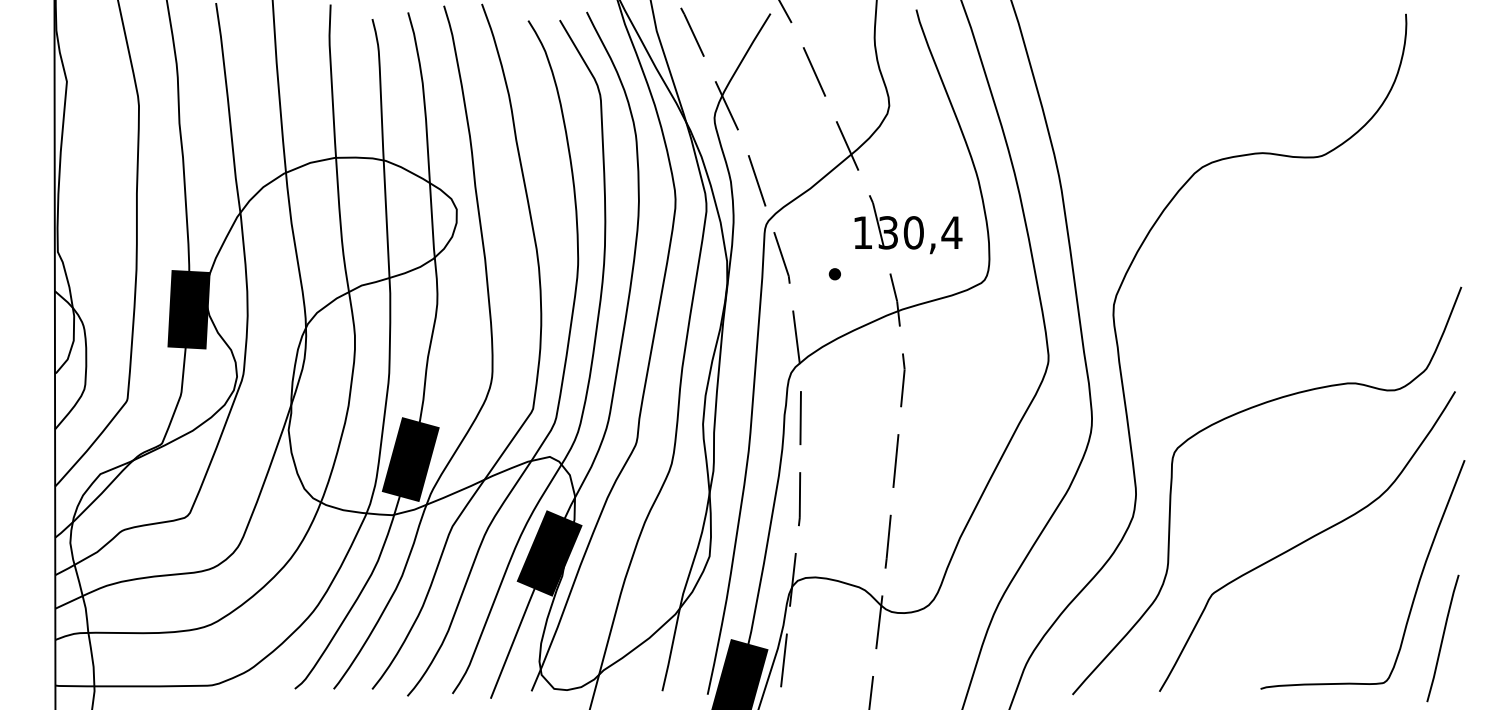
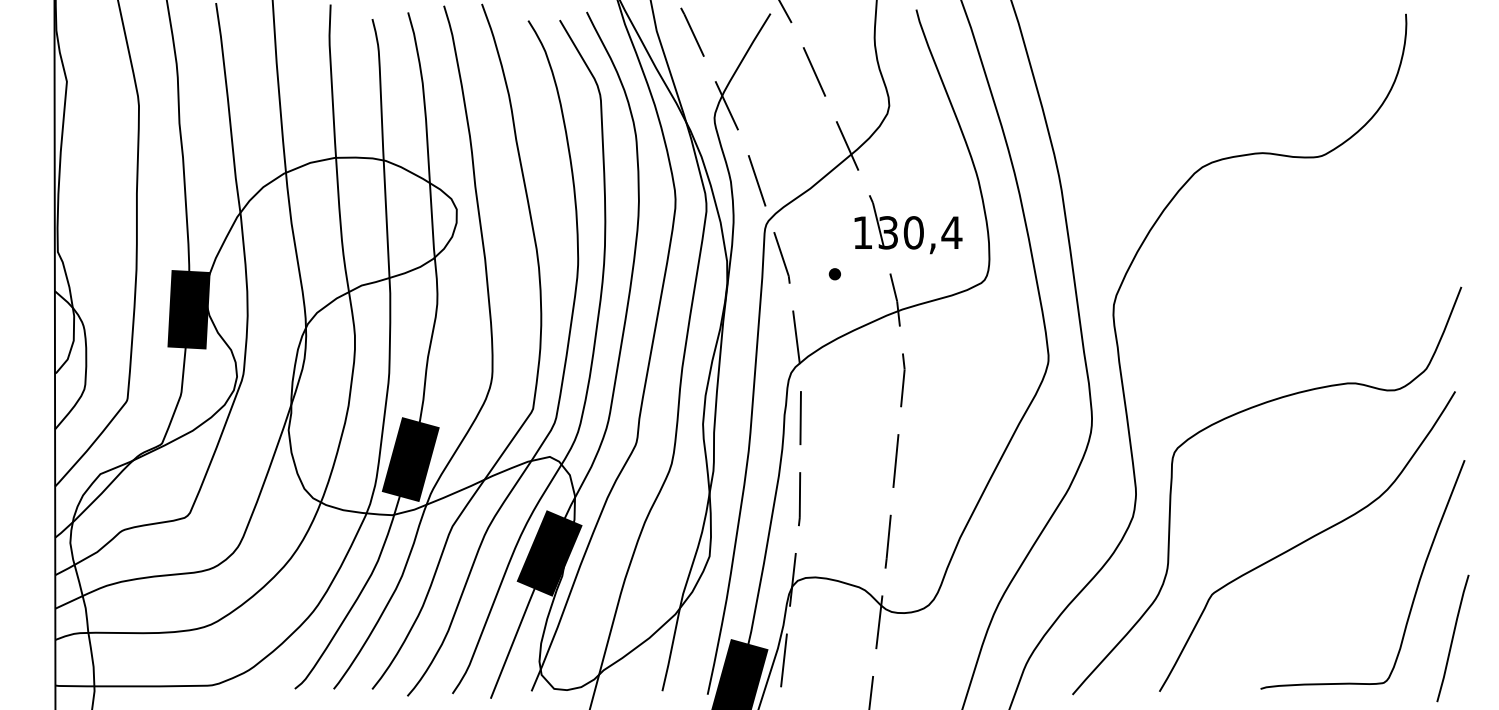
line position: (1442, 638) -> (1452, 638) (1452, 638)
